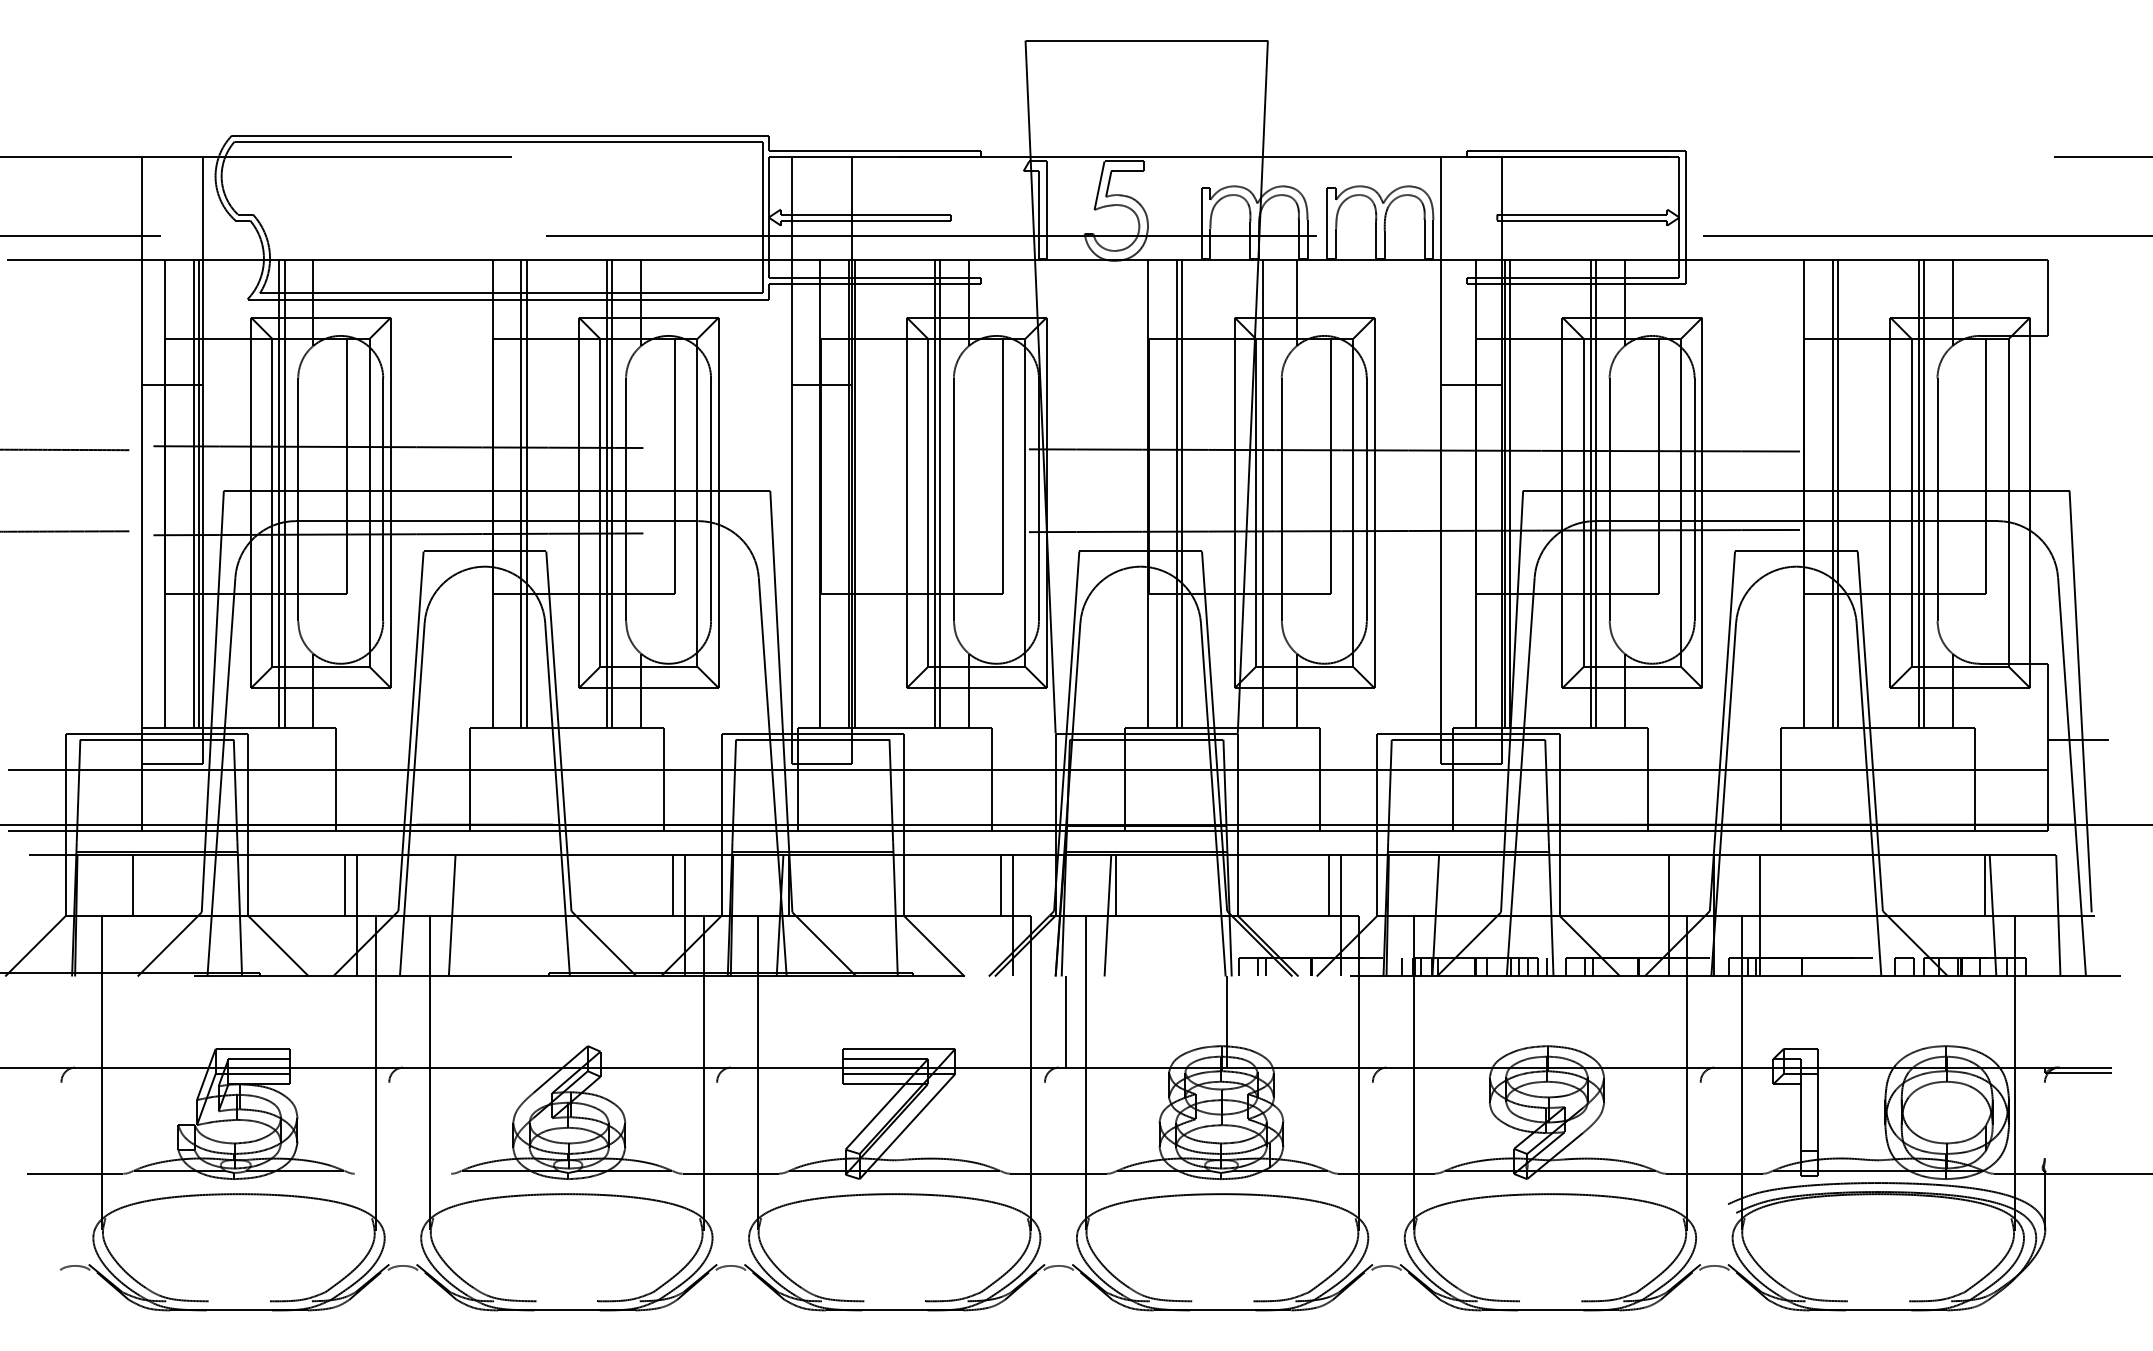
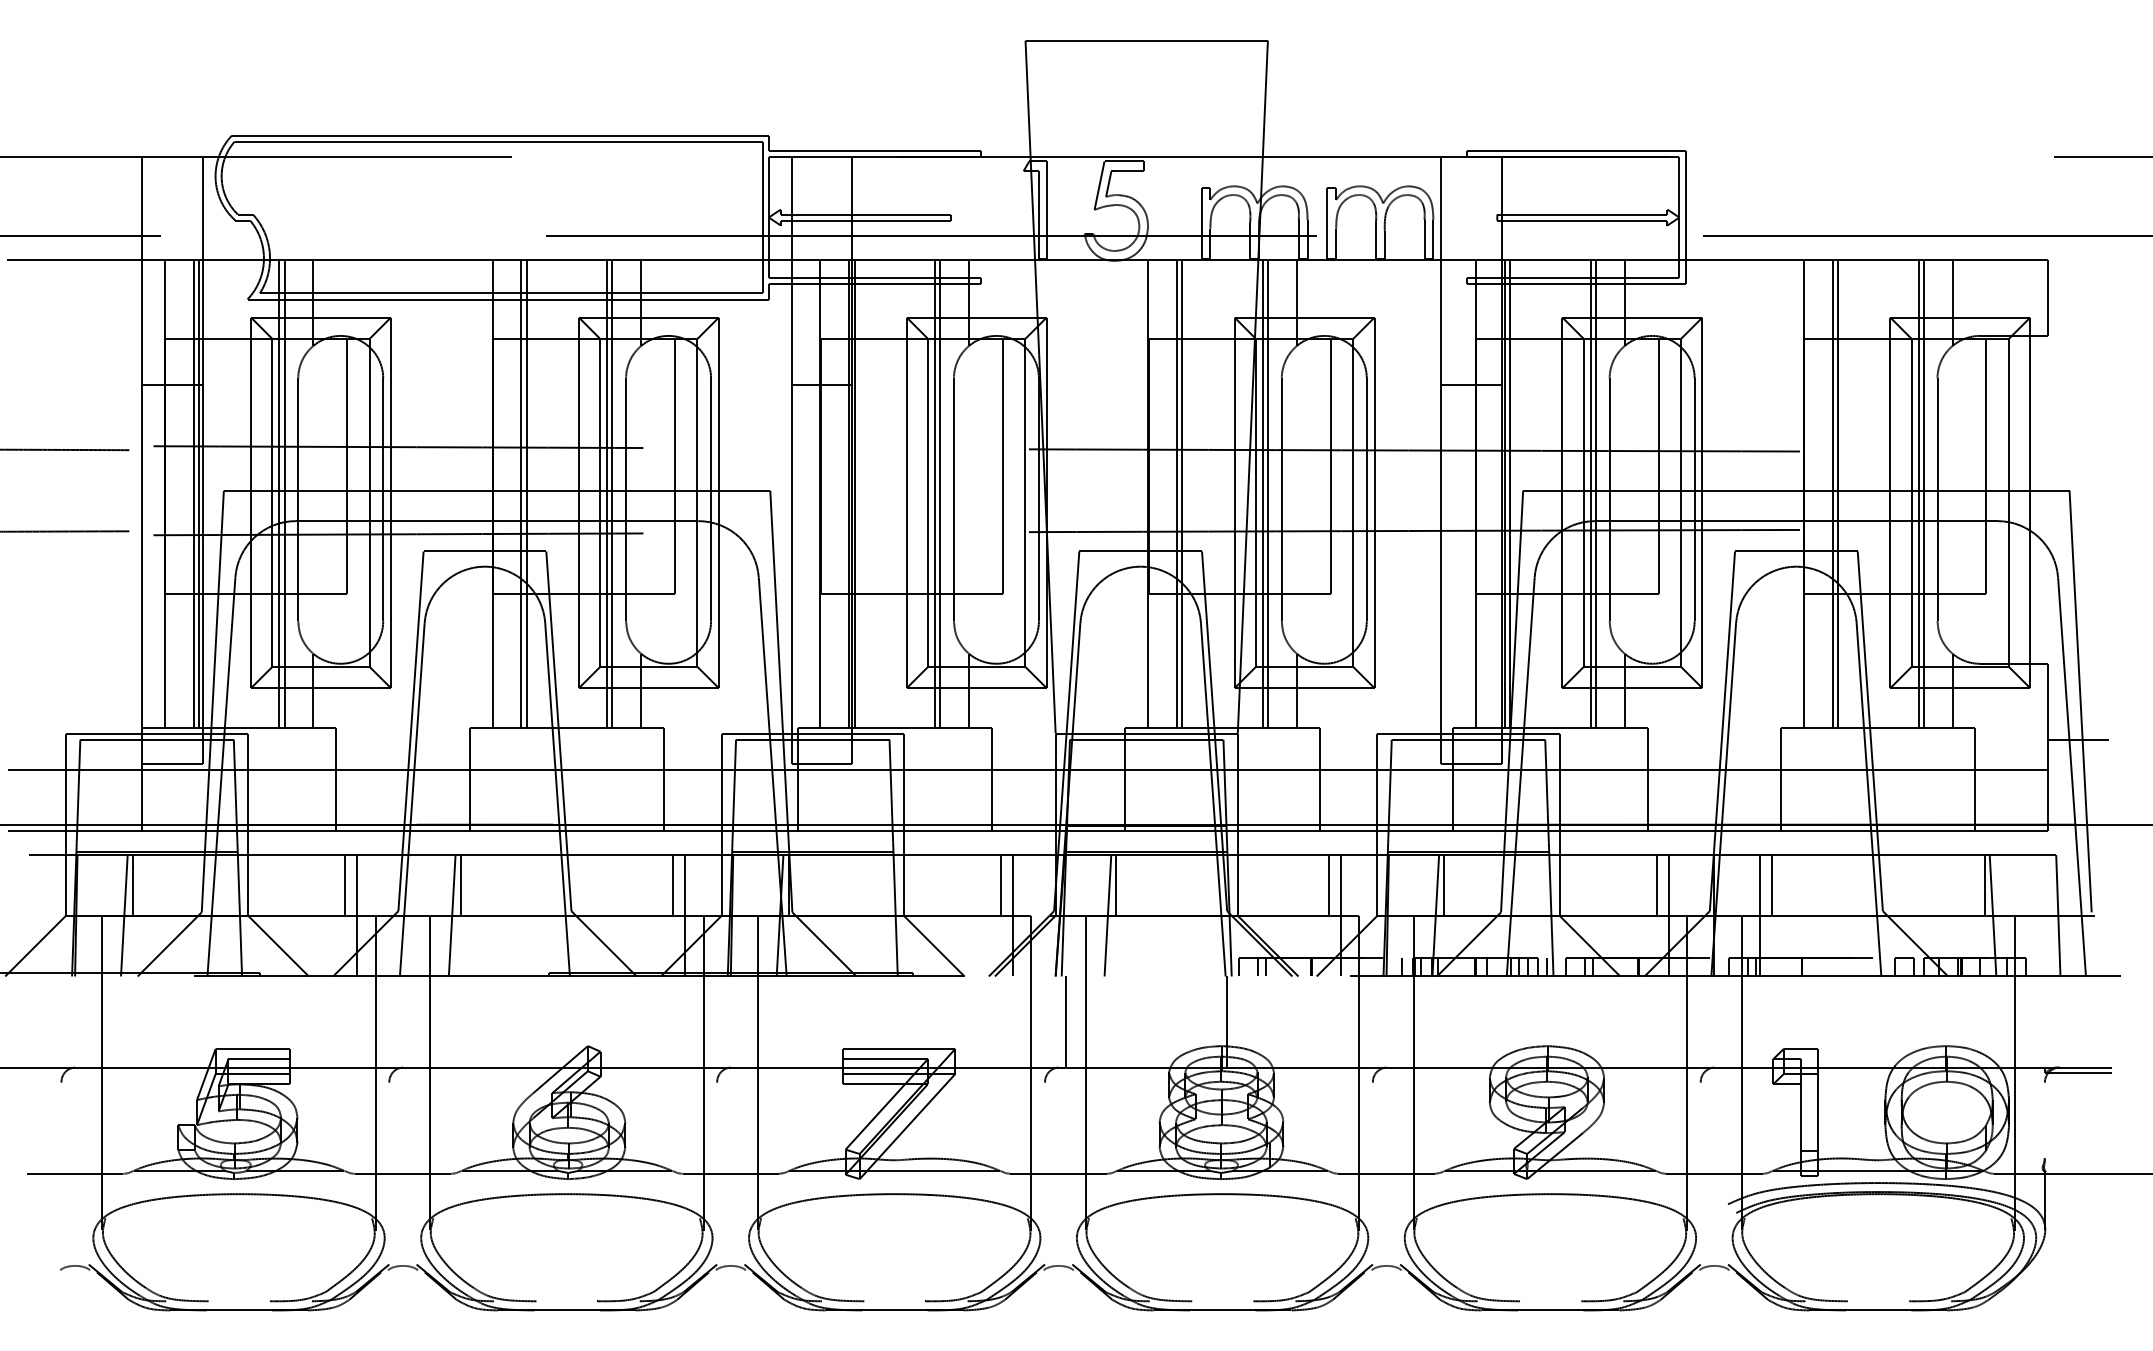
line: none -> present (1268, 493)
line: none -> present (460, 885)
line: none -> present (1444, 885)
line: none -> present (1656, 885)
line: none -> present (1772, 885)
line: none -> present (124, 915)
line: none -> present (402, 1173)
